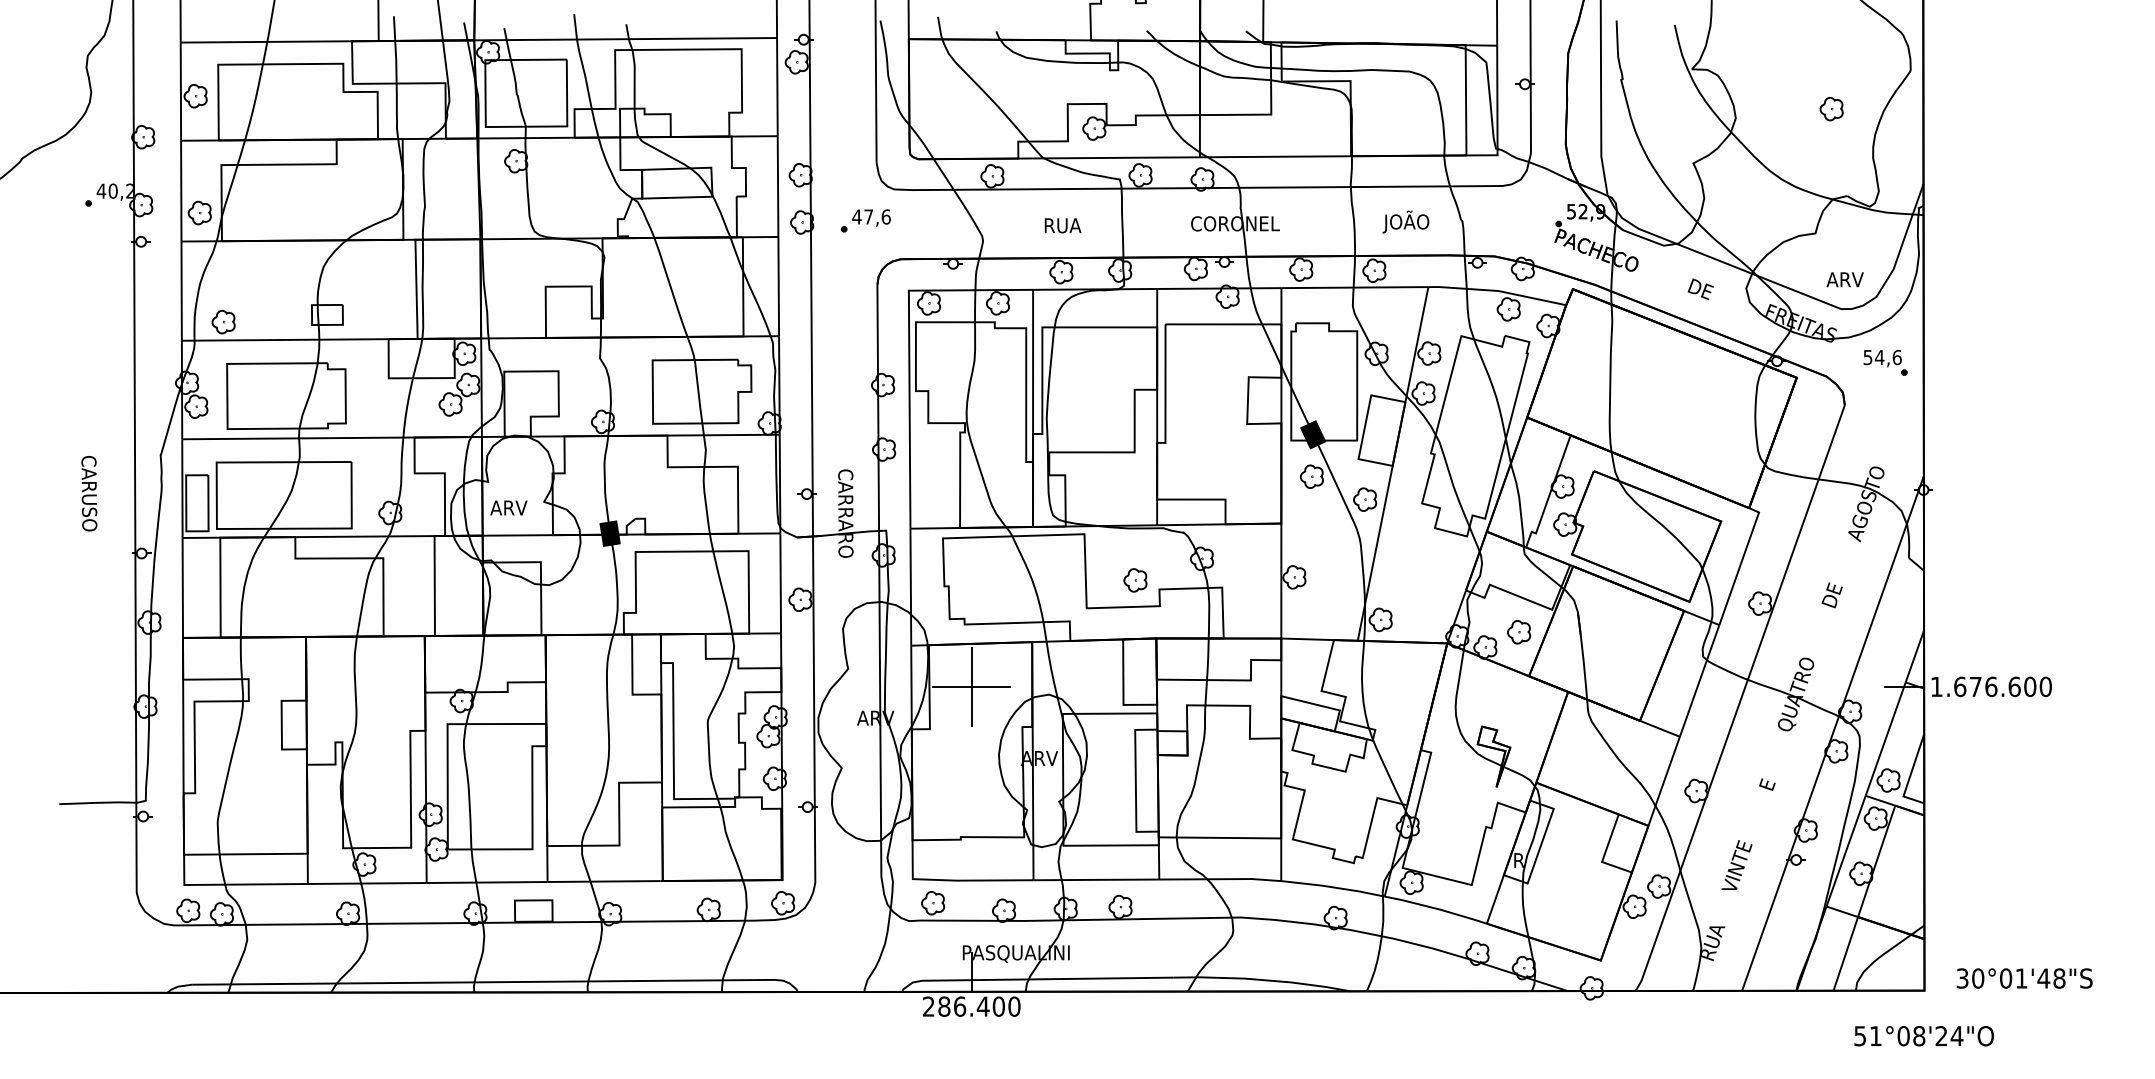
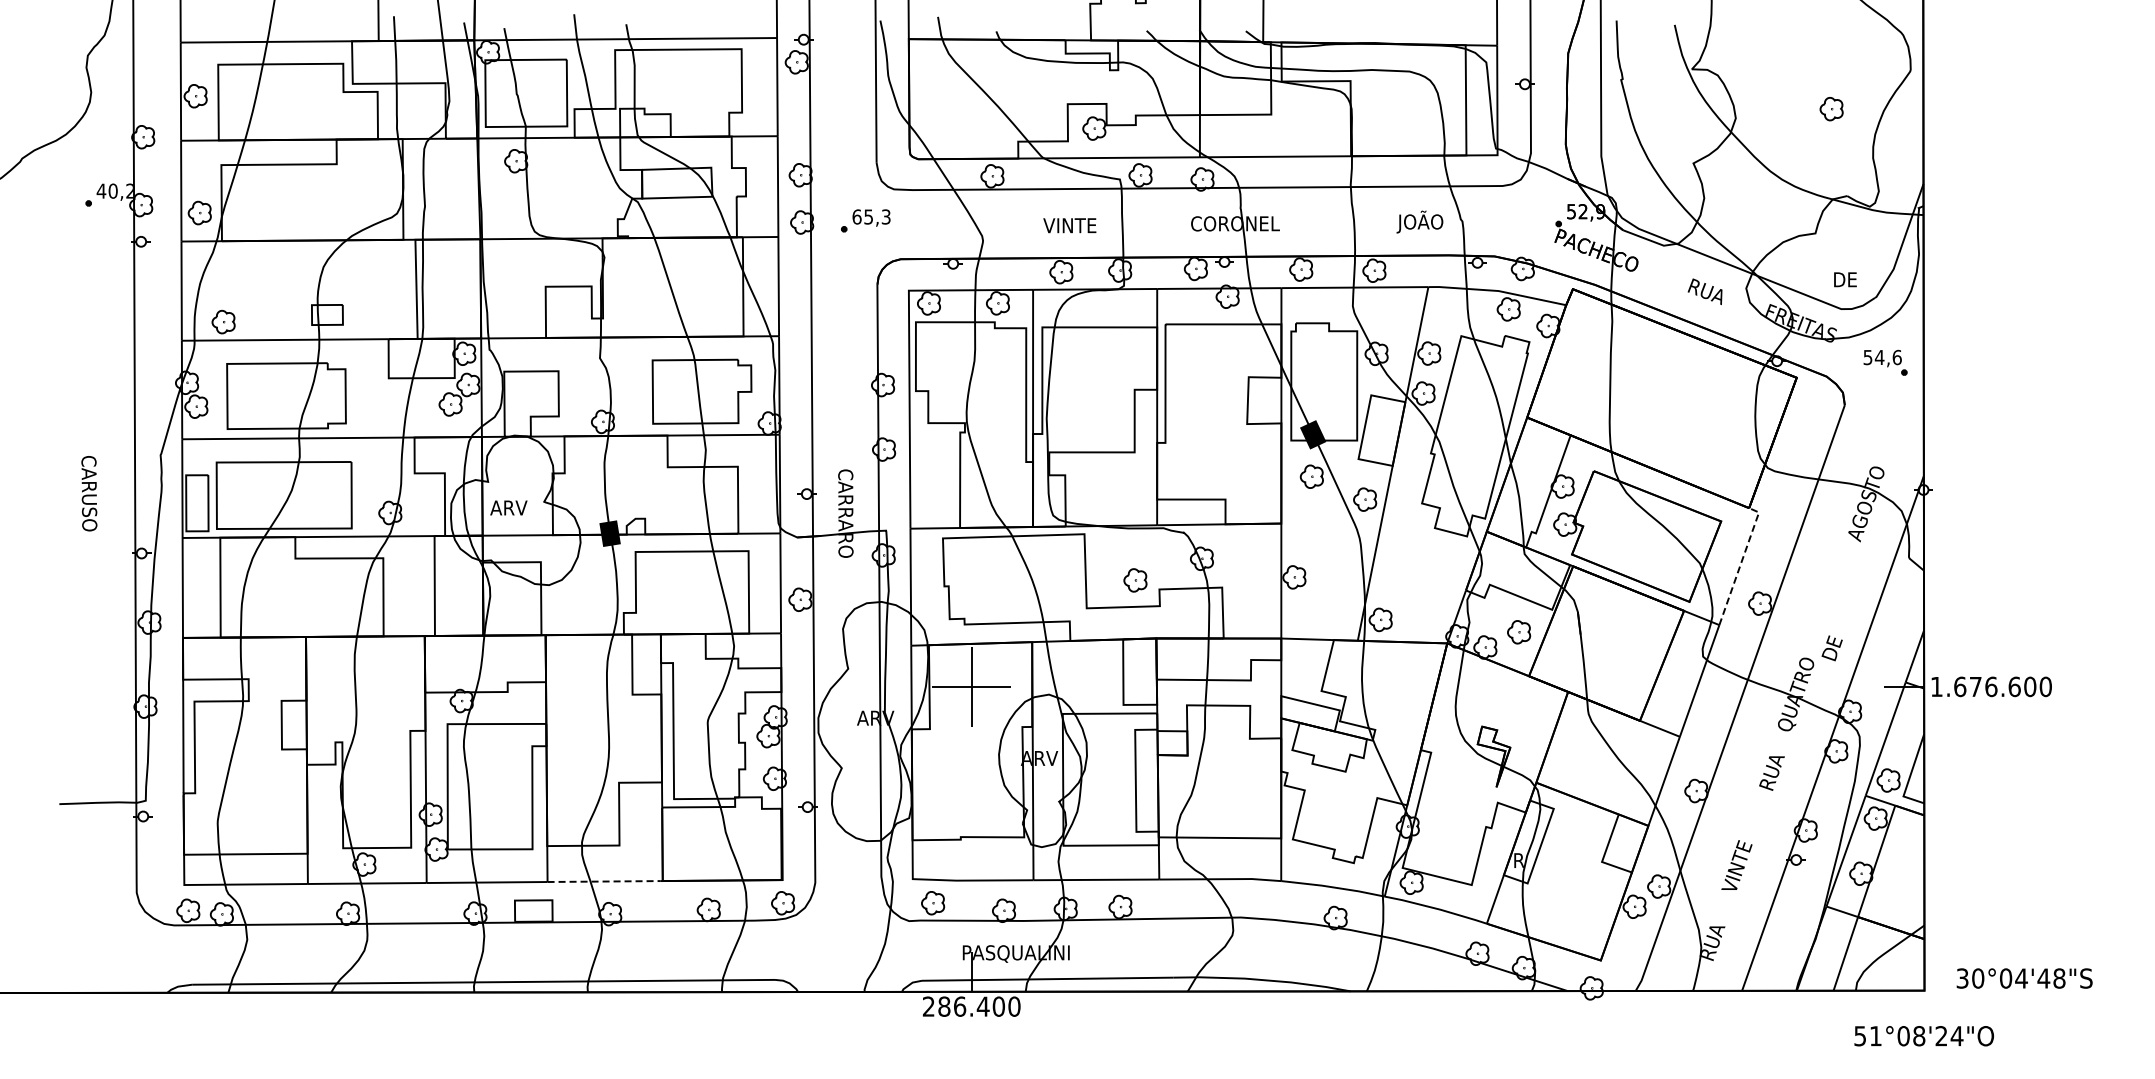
text: 47,6 -> 65,3 (871, 216)
text position: (1405, 221) -> (1419, 221) (1419, 221)
text: RUA -> VINTE (1069, 225)
text: ARV -> DE (1844, 279)
text: DE -> RUA (1705, 293)
line: solid -> dashed (1741, 563)
text position: (1831, 595) -> (1831, 648) (1831, 648)
text: E -> RUA (1772, 772)
line: solid -> dashed (604, 881)
text: 30°01'48"S -> 30°04'48"S (2021, 978)
